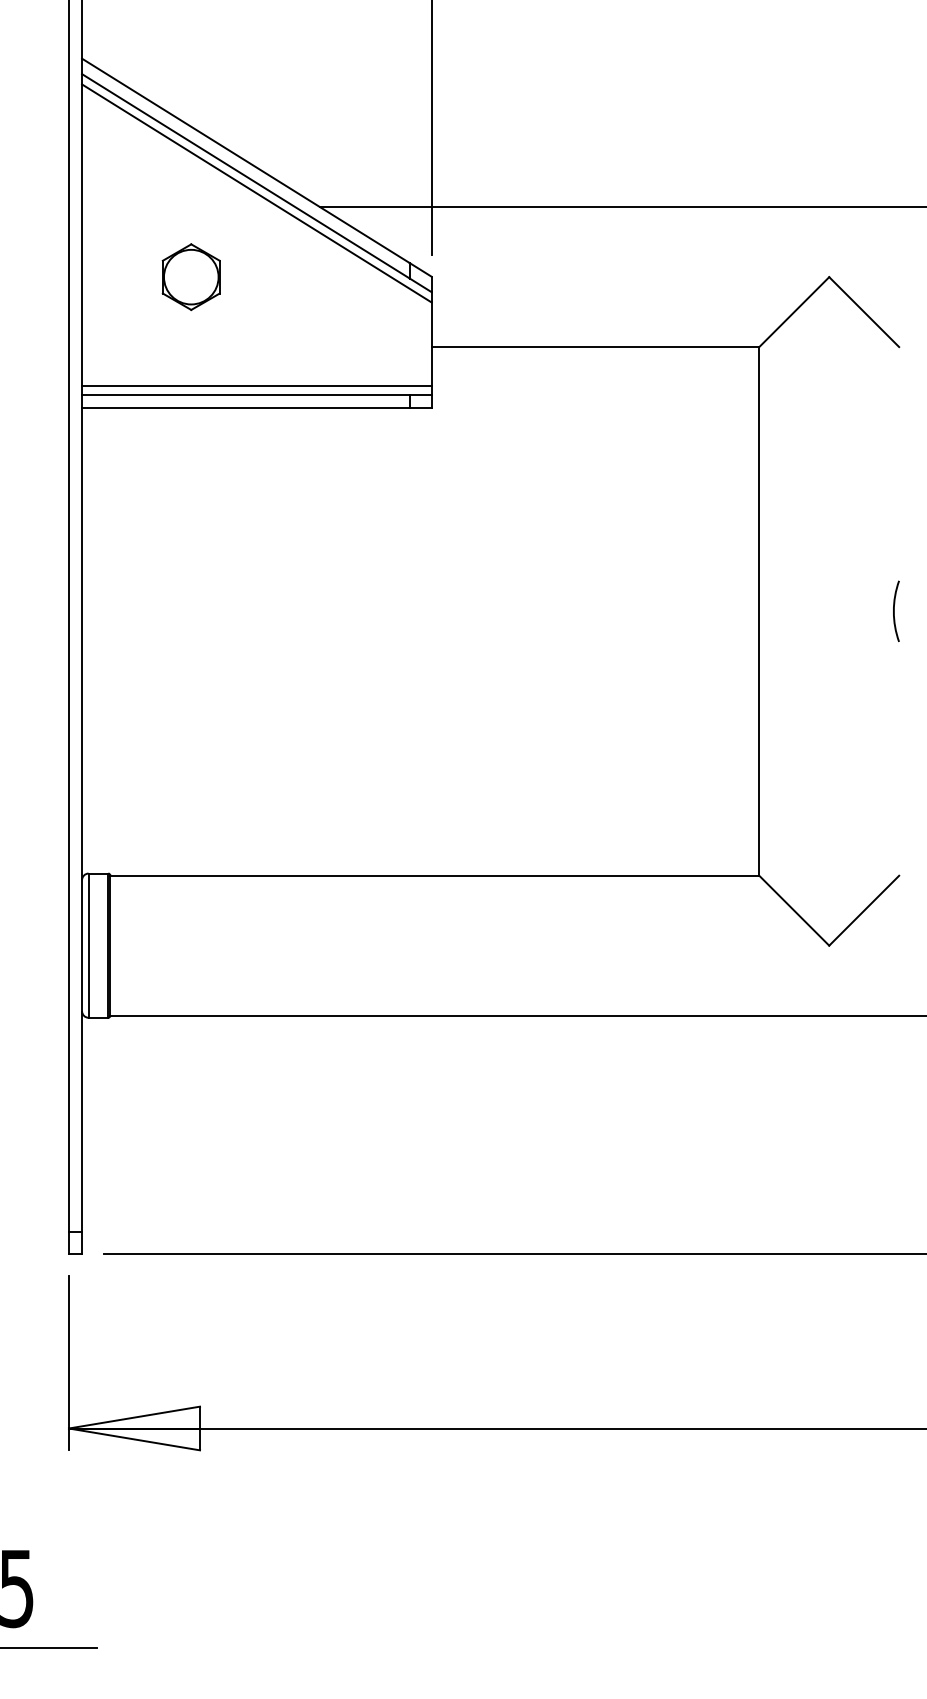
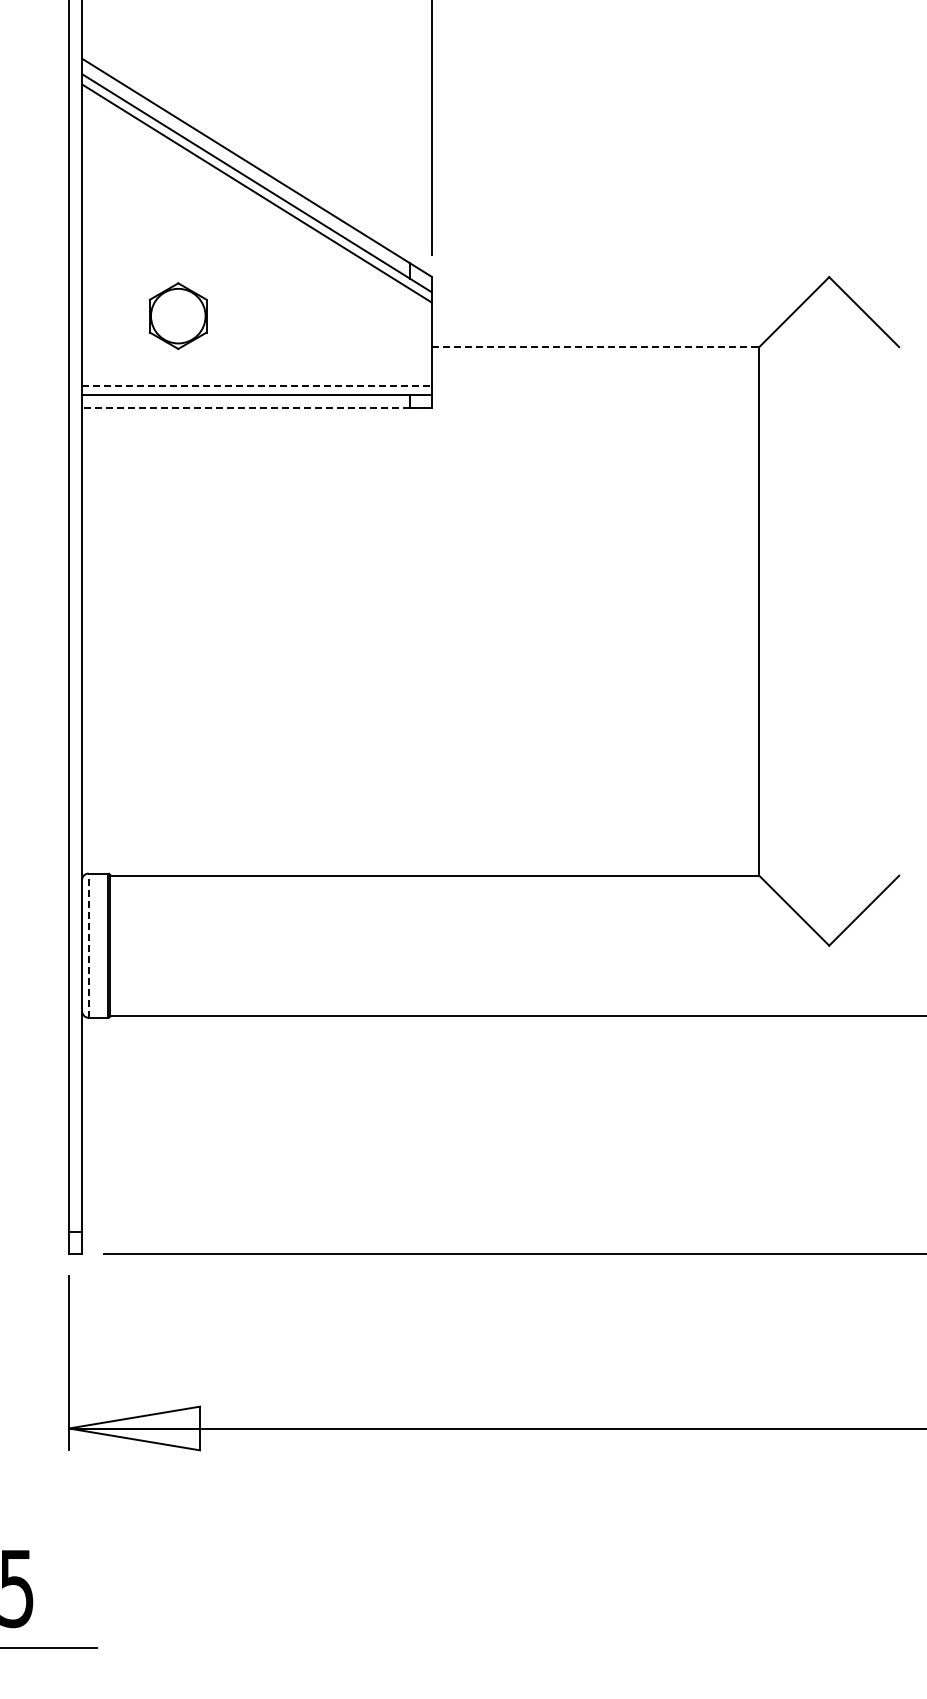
line: present -> none (621, 207)
part position: (190, 277) -> (177, 316) (177, 316)
line: solid -> dashed (595, 347)
line: solid -> dashed (256, 386)
line: solid -> dashed (245, 408)
arc: present -> none (894, 610)
line: solid -> dashed (88, 945)
